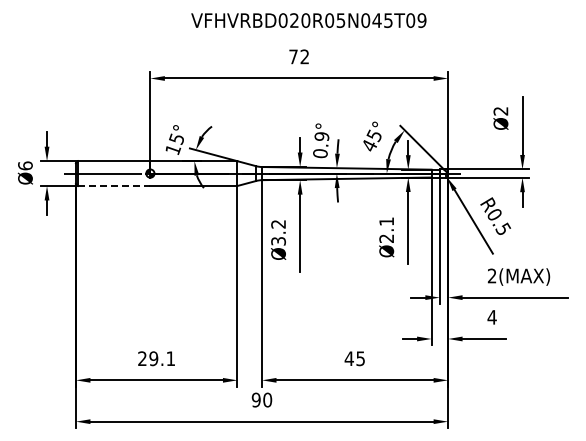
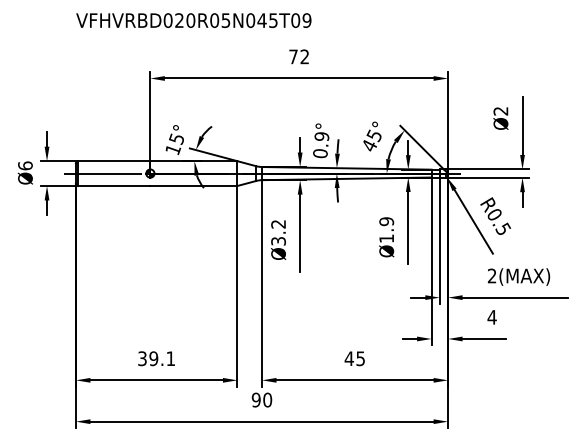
text position: (308, 20) -> (193, 20) (193, 20)
line: dashed -> solid (114, 186)
text: Ø2.1 -> Ø1.9 (386, 229)
text: 29.1 -> 39.1 (142, 358)
